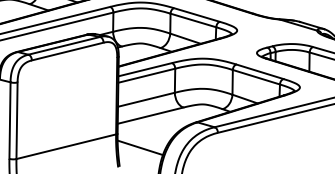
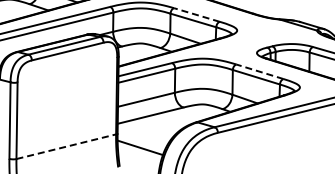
line: solid -> dashed (196, 15)
line: solid -> dashed (260, 71)
line: solid -> dashed (66, 146)
